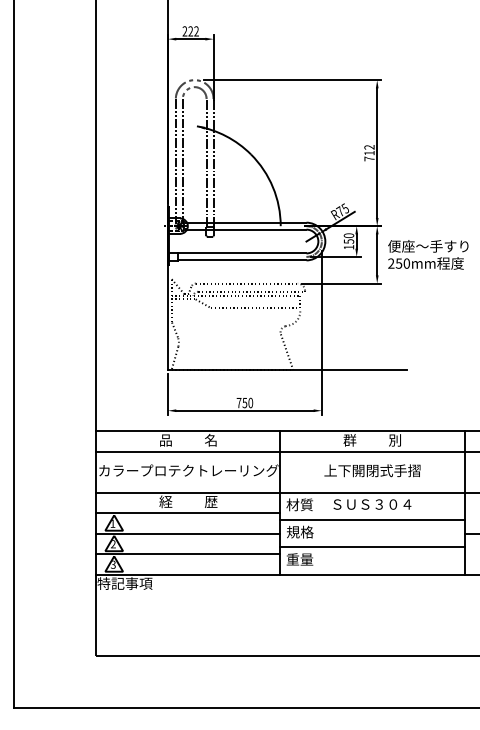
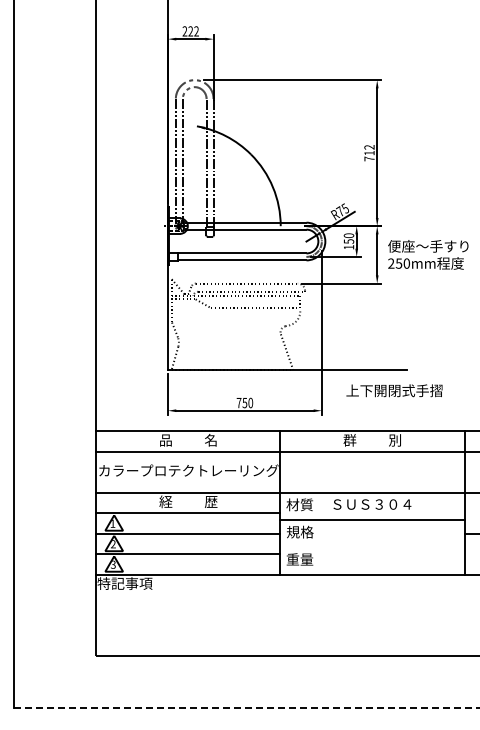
text position: (372, 470) -> (394, 390) (394, 390)
line: present -> none (372, 547)
line: solid -> dashed (247, 708)
